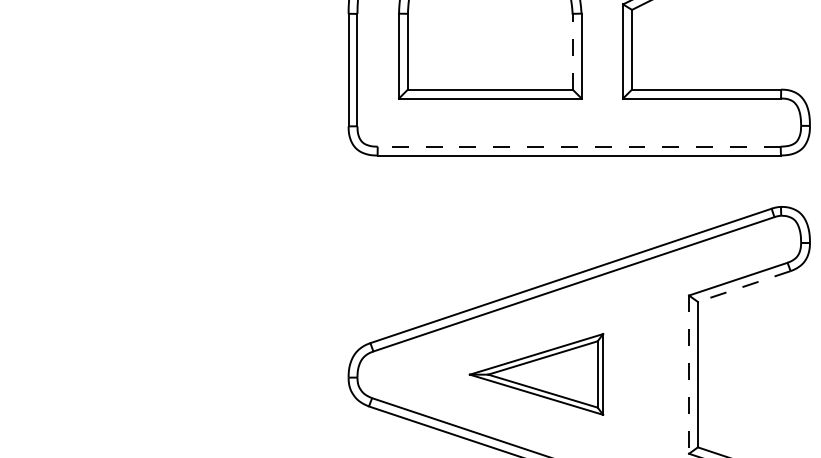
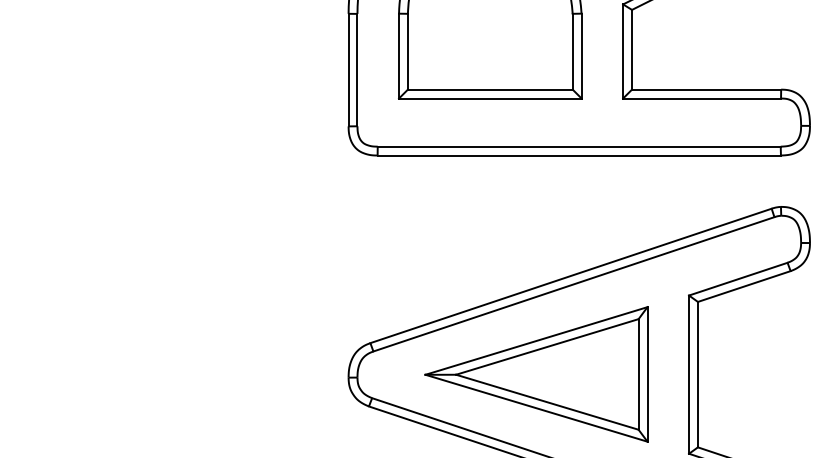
line: dashed -> solid (572, 51)
line: dashed -> solid (579, 146)
line: dashed -> solid (744, 286)
part size: 137x83 px -> 225x137 px (536, 374)
line: dashed -> solid (689, 375)
